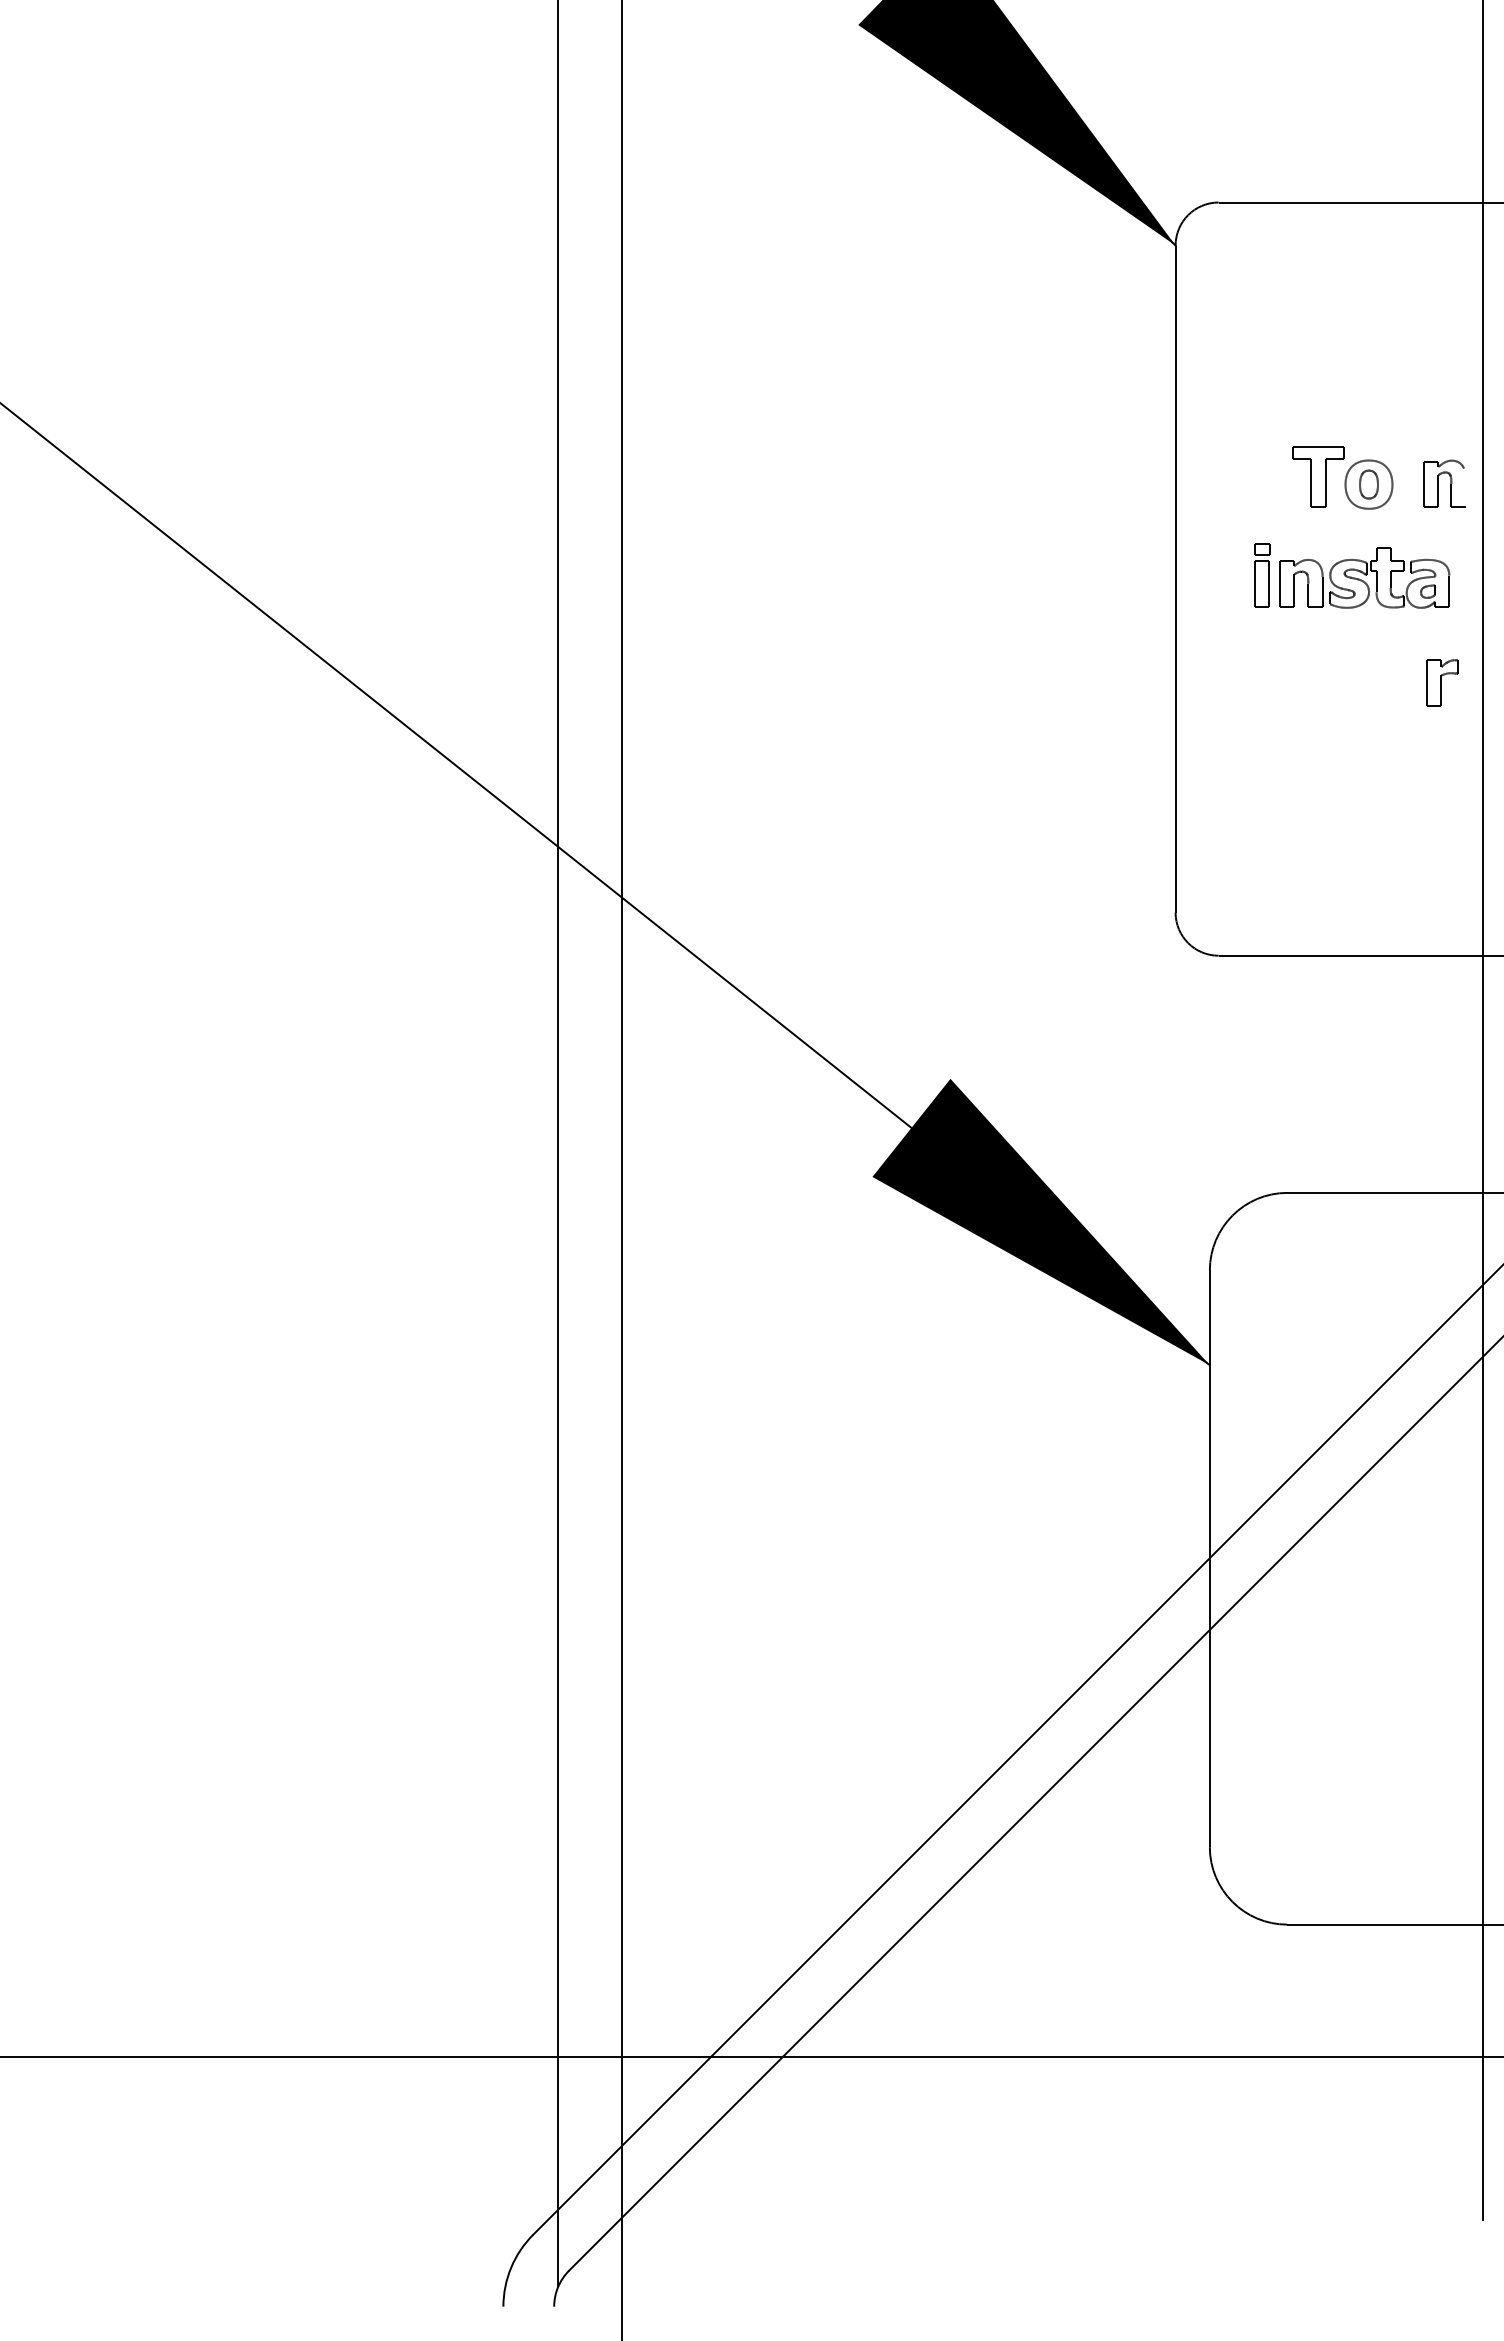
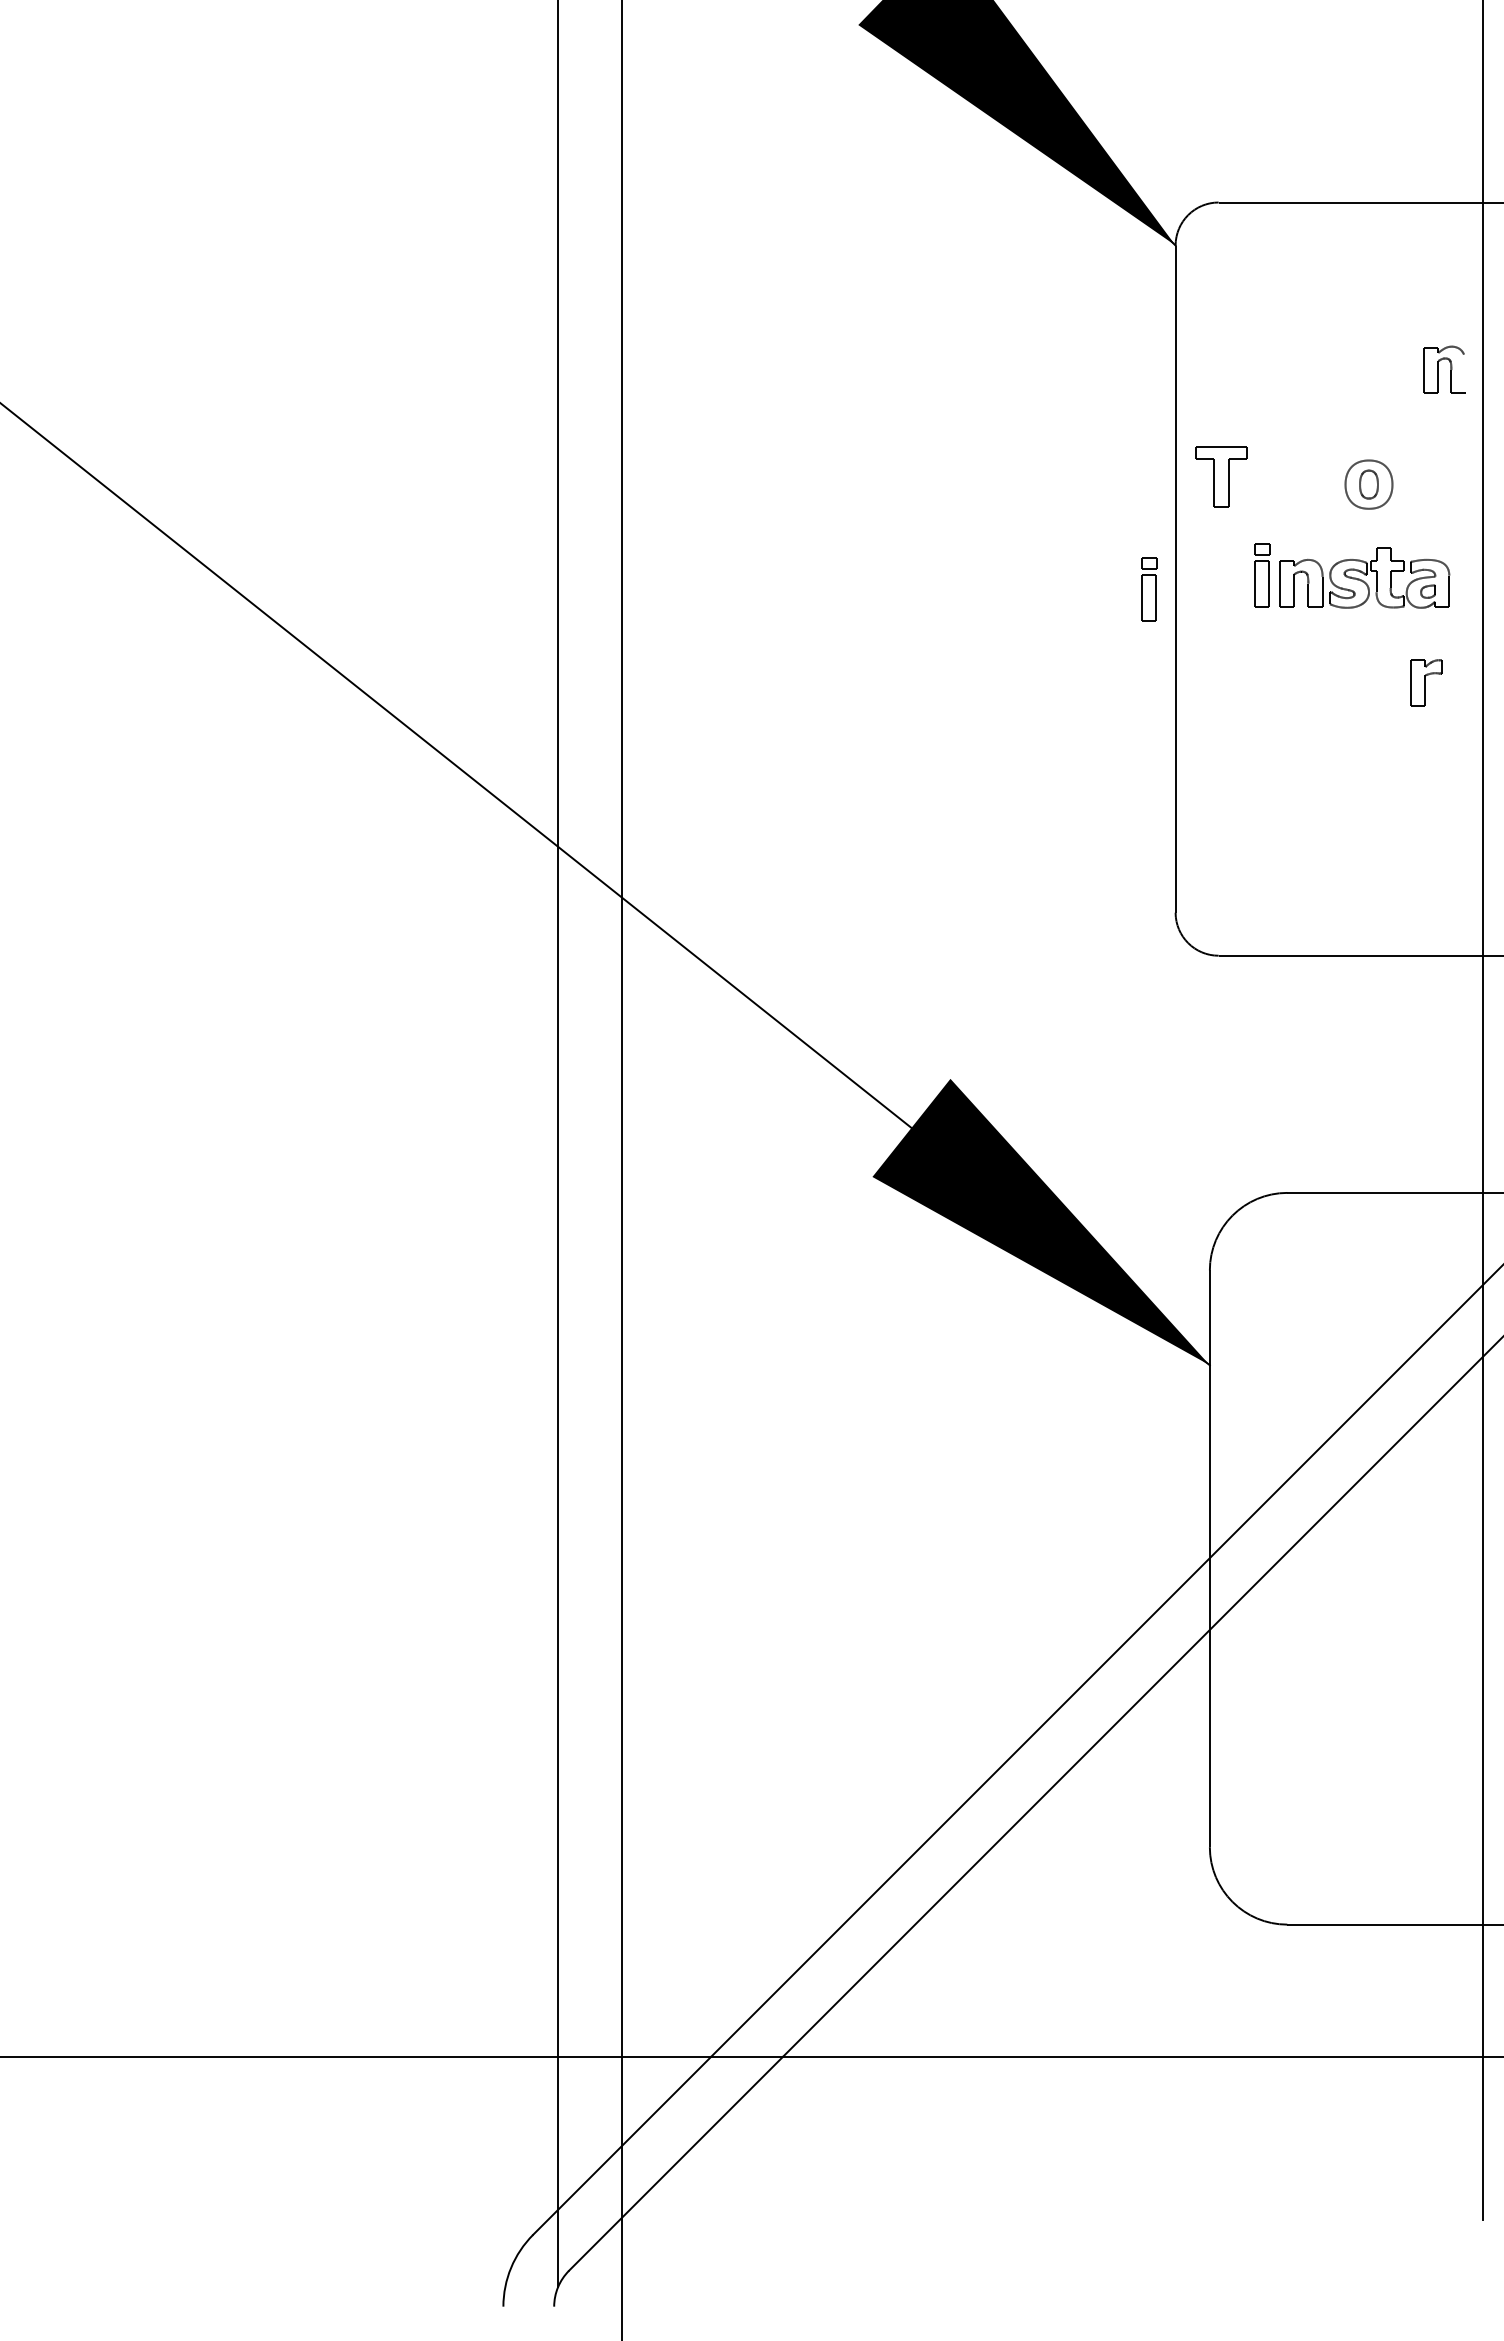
part position: (1318, 476) -> (1221, 476) (1221, 476)
part position: (1444, 483) -> (1444, 369) (1444, 369)
part: none -> present (1149, 589)
part position: (1442, 682) -> (1426, 682) (1426, 682)
